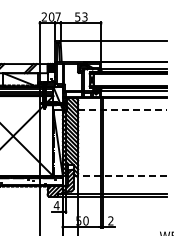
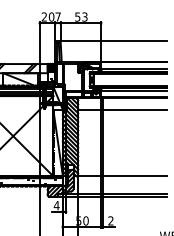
line: dashed -> solid (123, 109)
line: dashed -> solid (122, 176)
